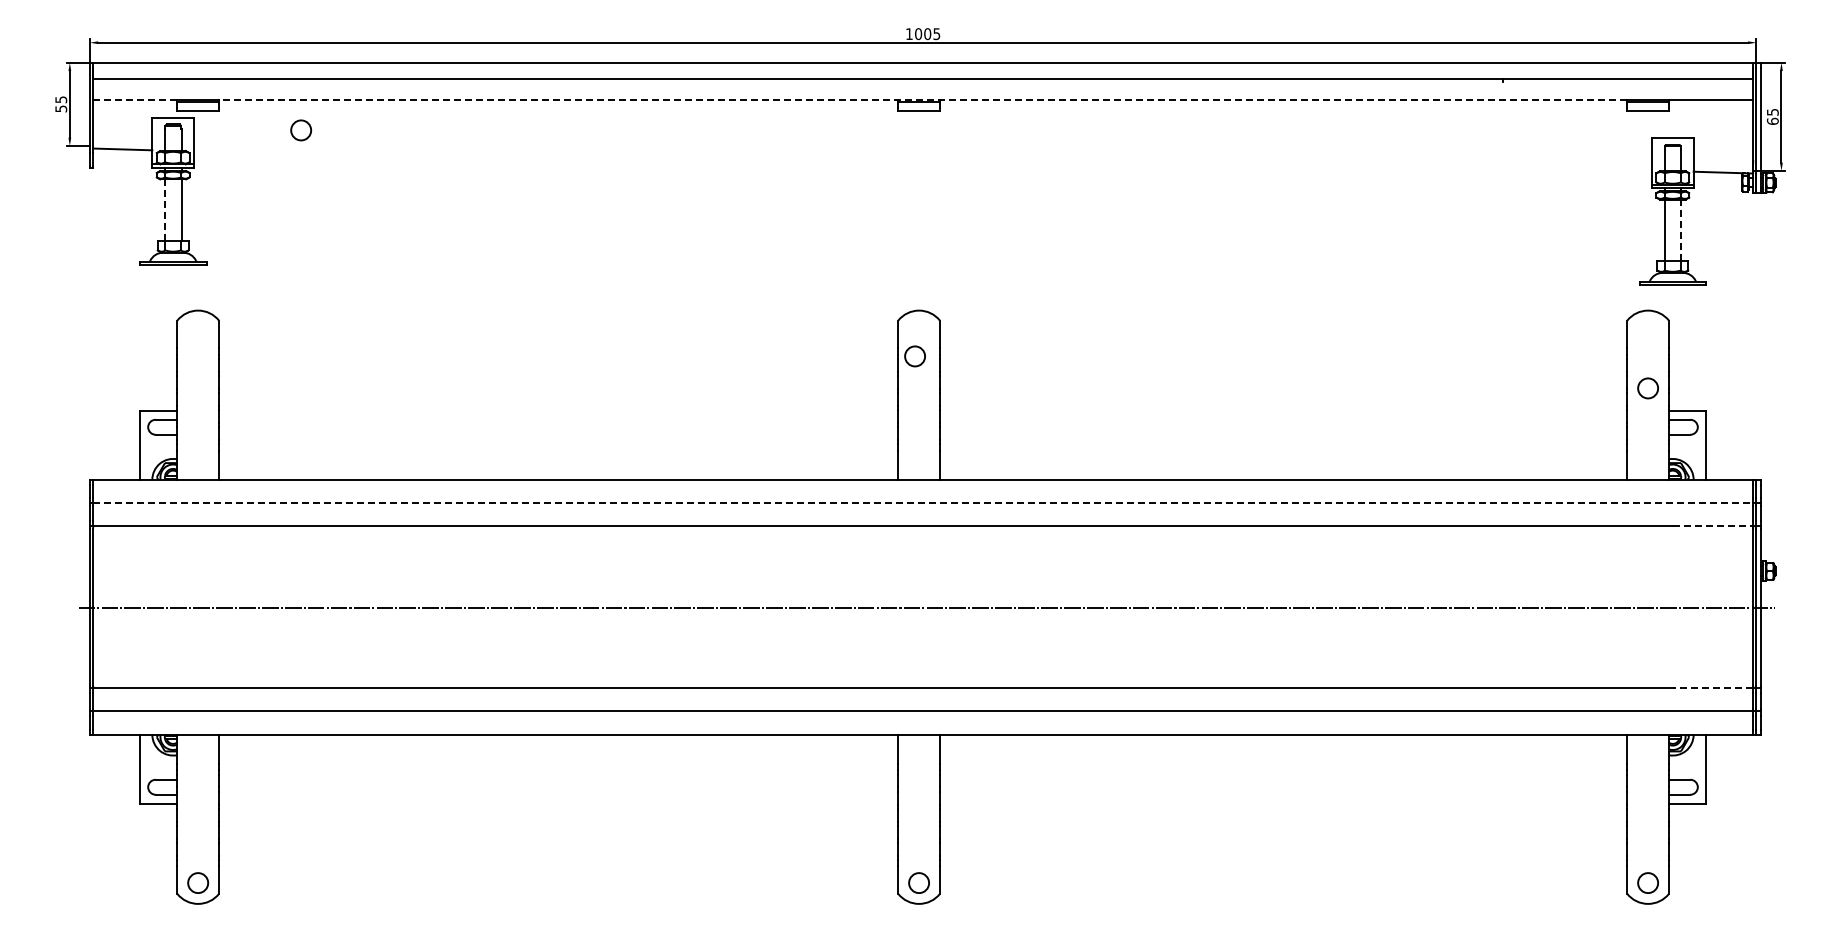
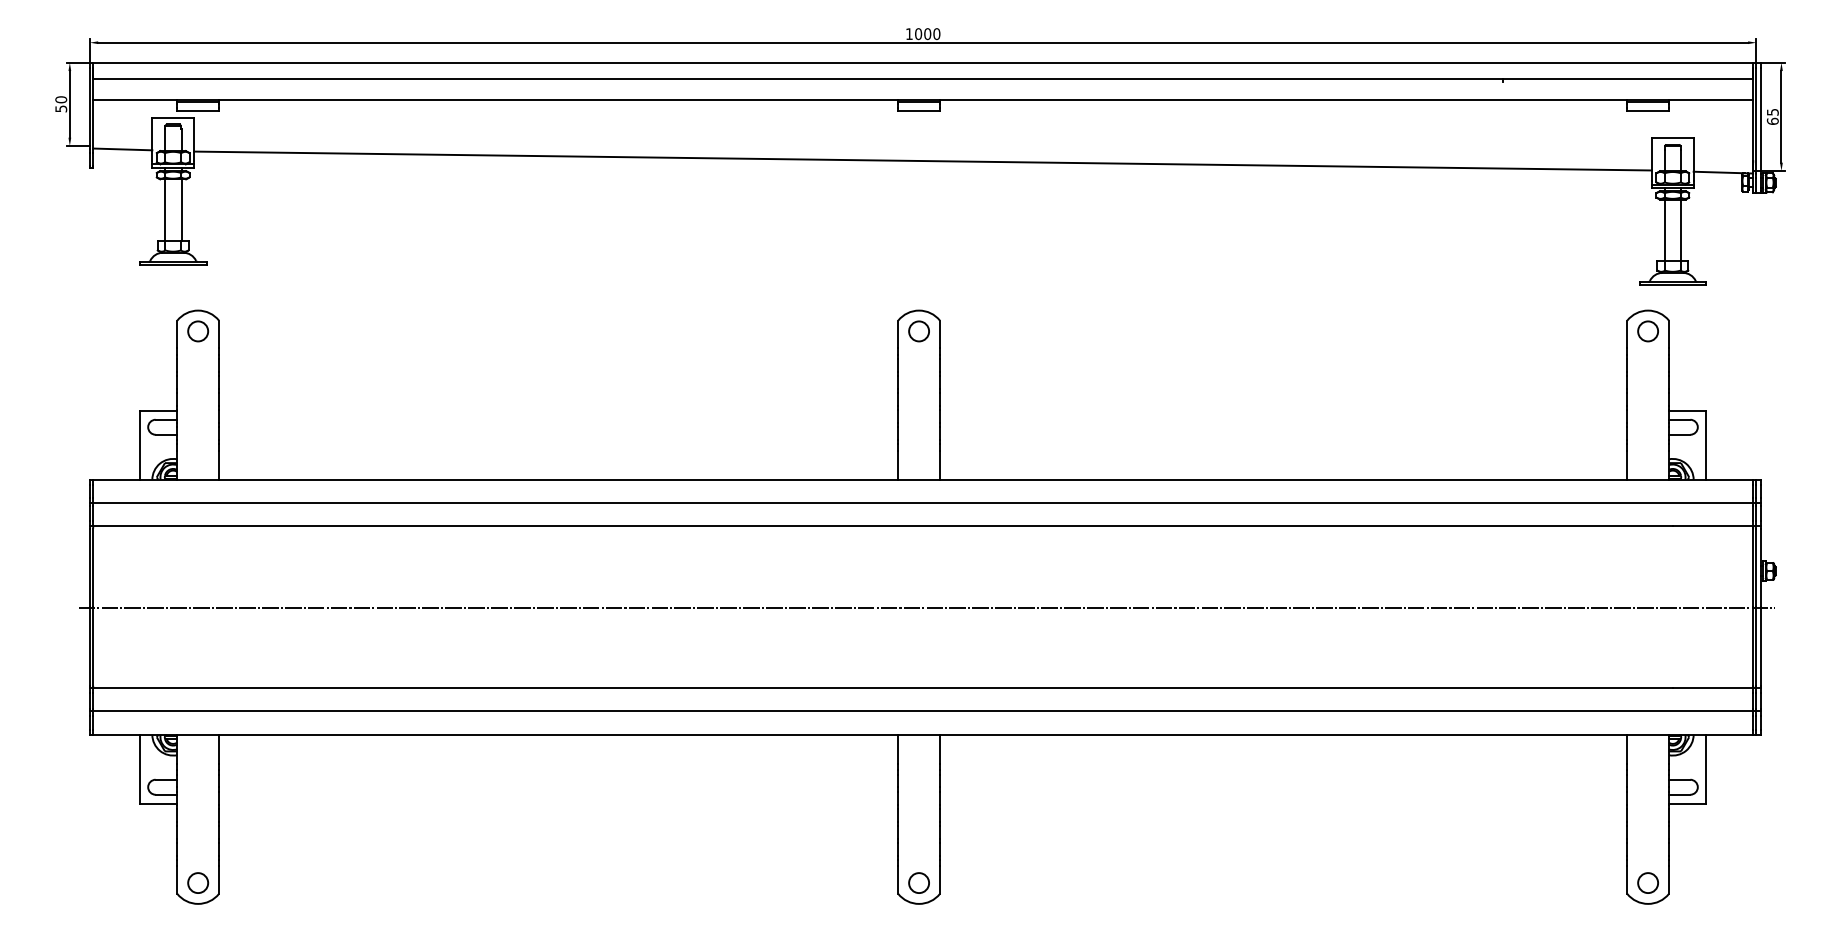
text: 1005 -> 1000 (936, 34)
text: 55 -> 50 (61, 99)
line: dashed -> solid (134, 100)
line: dashed -> solid (922, 100)
circle position: (301, 130) -> (198, 331) (198, 331)
line: none -> present (923, 160)
line: dashed -> solid (164, 210)
line: dashed -> solid (1681, 230)
circle position: (914, 356) -> (918, 331) (918, 331)
circle position: (1647, 388) -> (1647, 331) (1647, 331)
line: dashed -> solid (923, 503)
line: dashed -> solid (1713, 526)
line: dashed -> solid (1713, 688)
